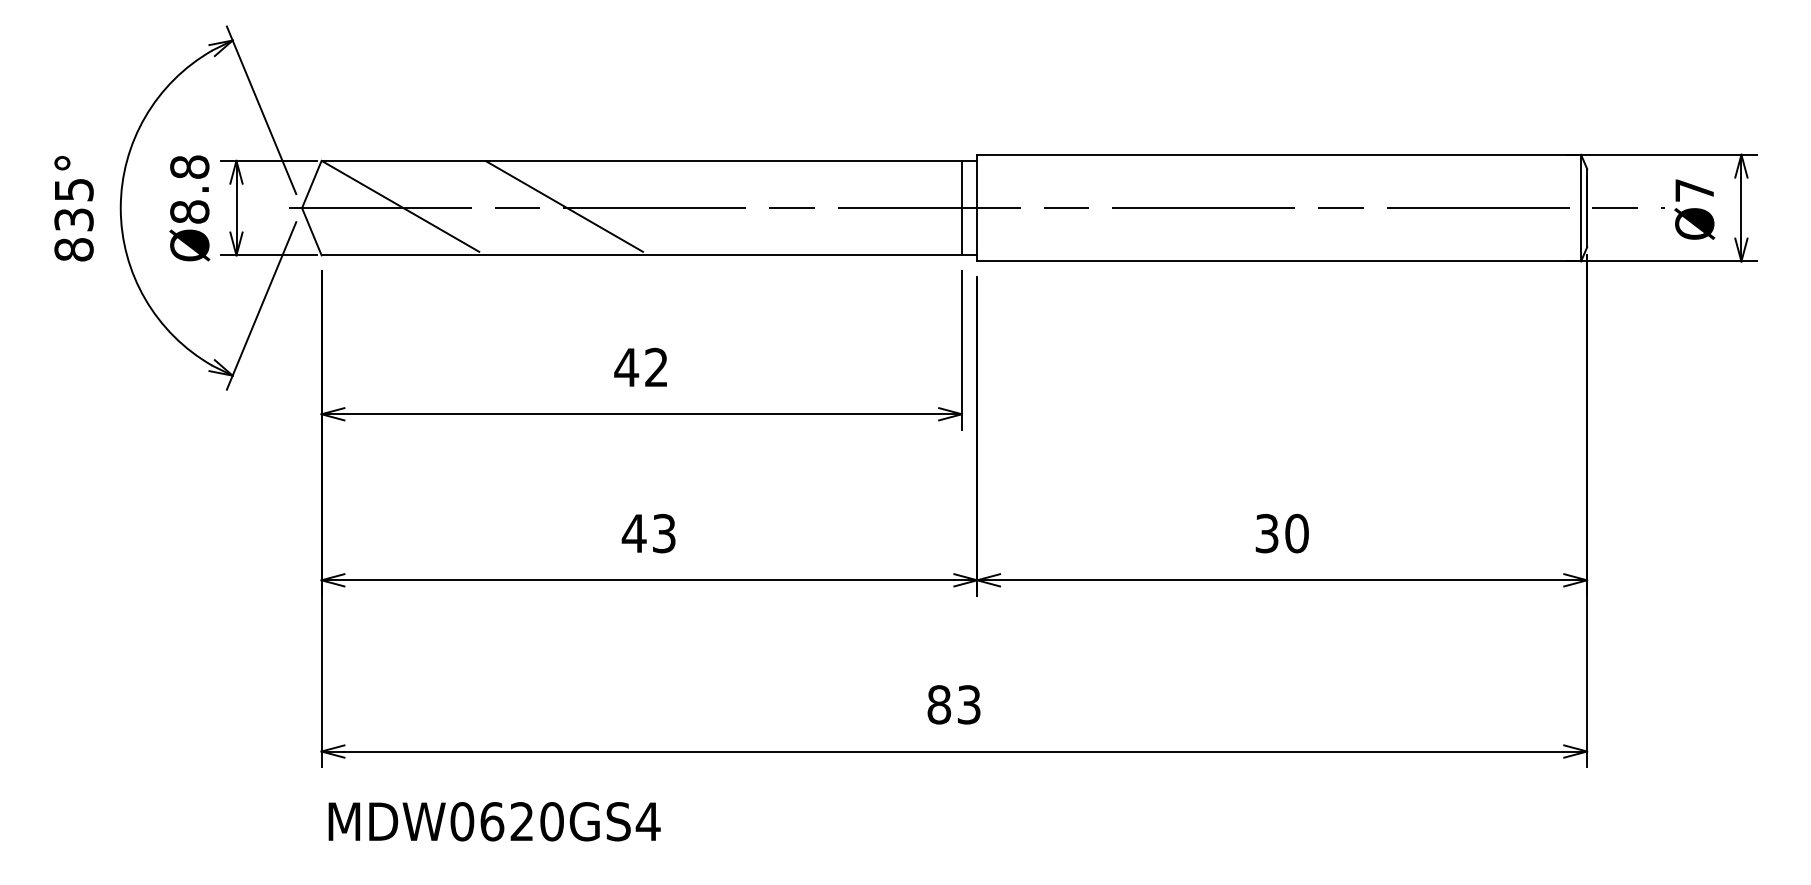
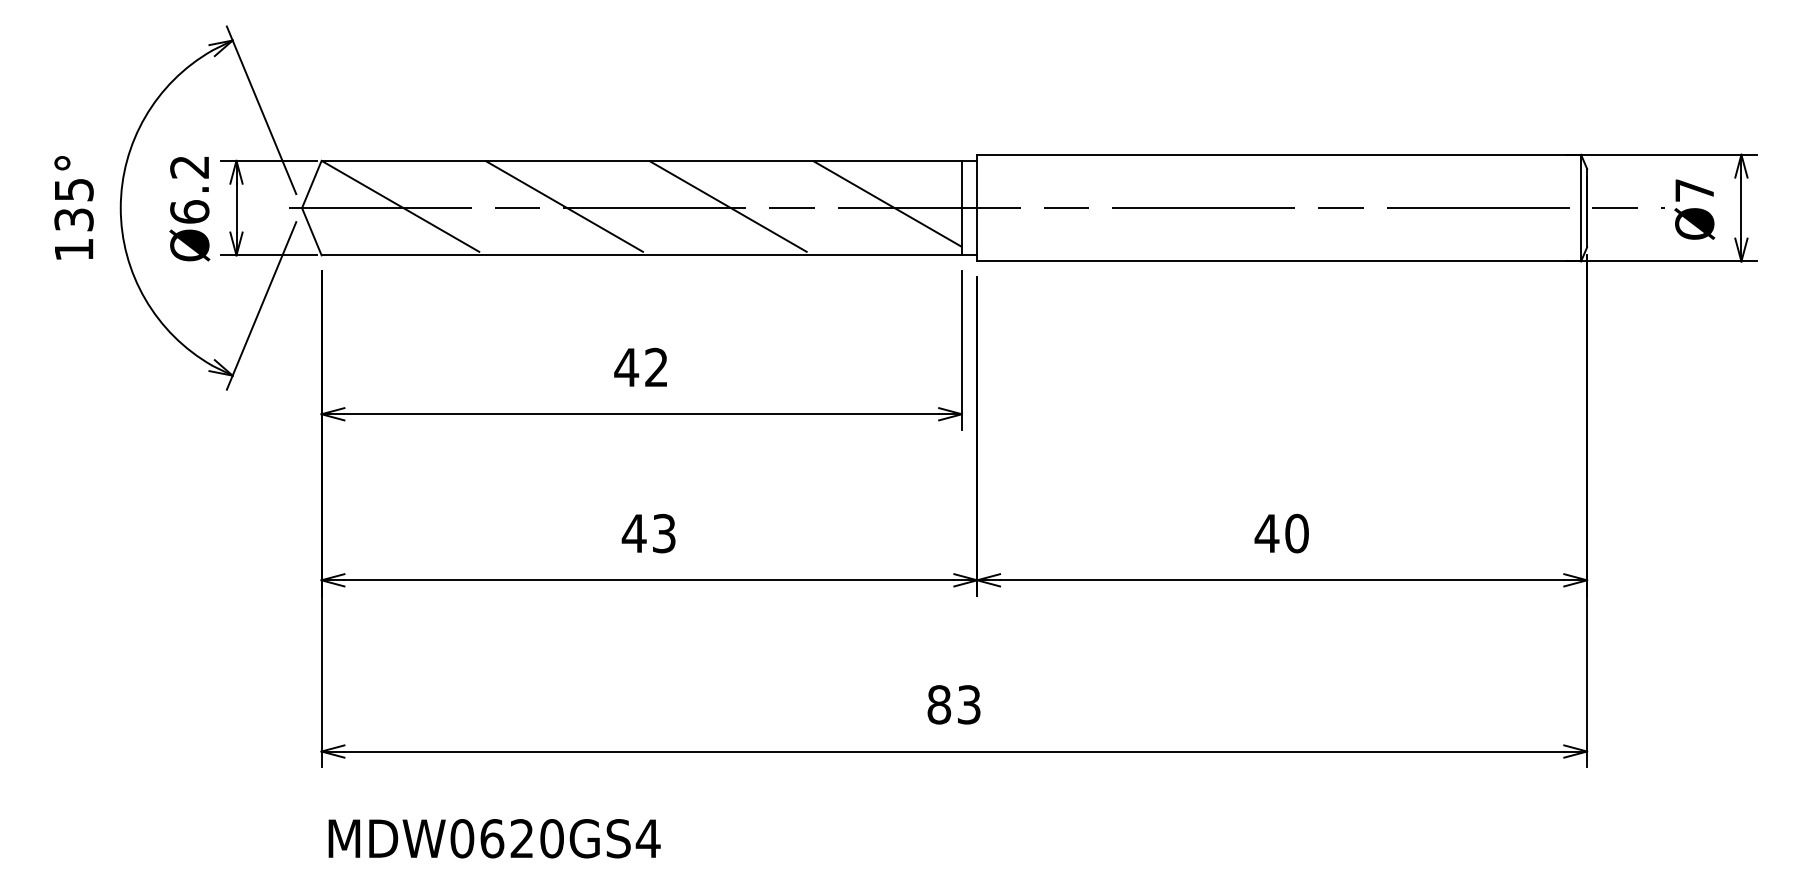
text: Ø8.8 -> Ø6.2 (189, 189)
line: none -> present (887, 203)
line: none -> present (730, 207)
text: 835° -> 135° (73, 249)
text: 30 -> 40 (1266, 533)
text position: (494, 821) -> (494, 838) (494, 838)
